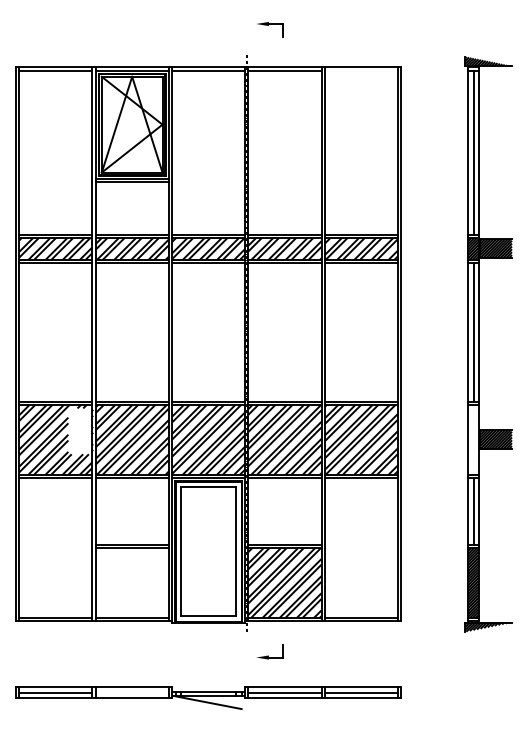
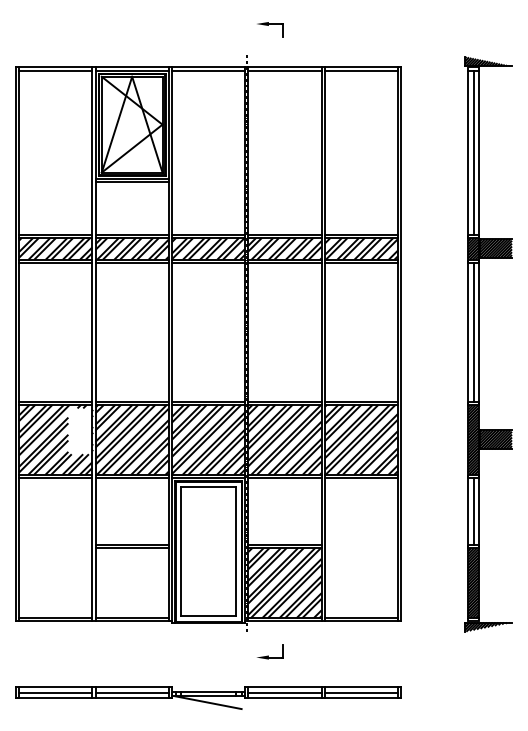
line: none -> present (360, 70)
hatch: none -> present (473, 439)
line: none -> present (131, 692)
